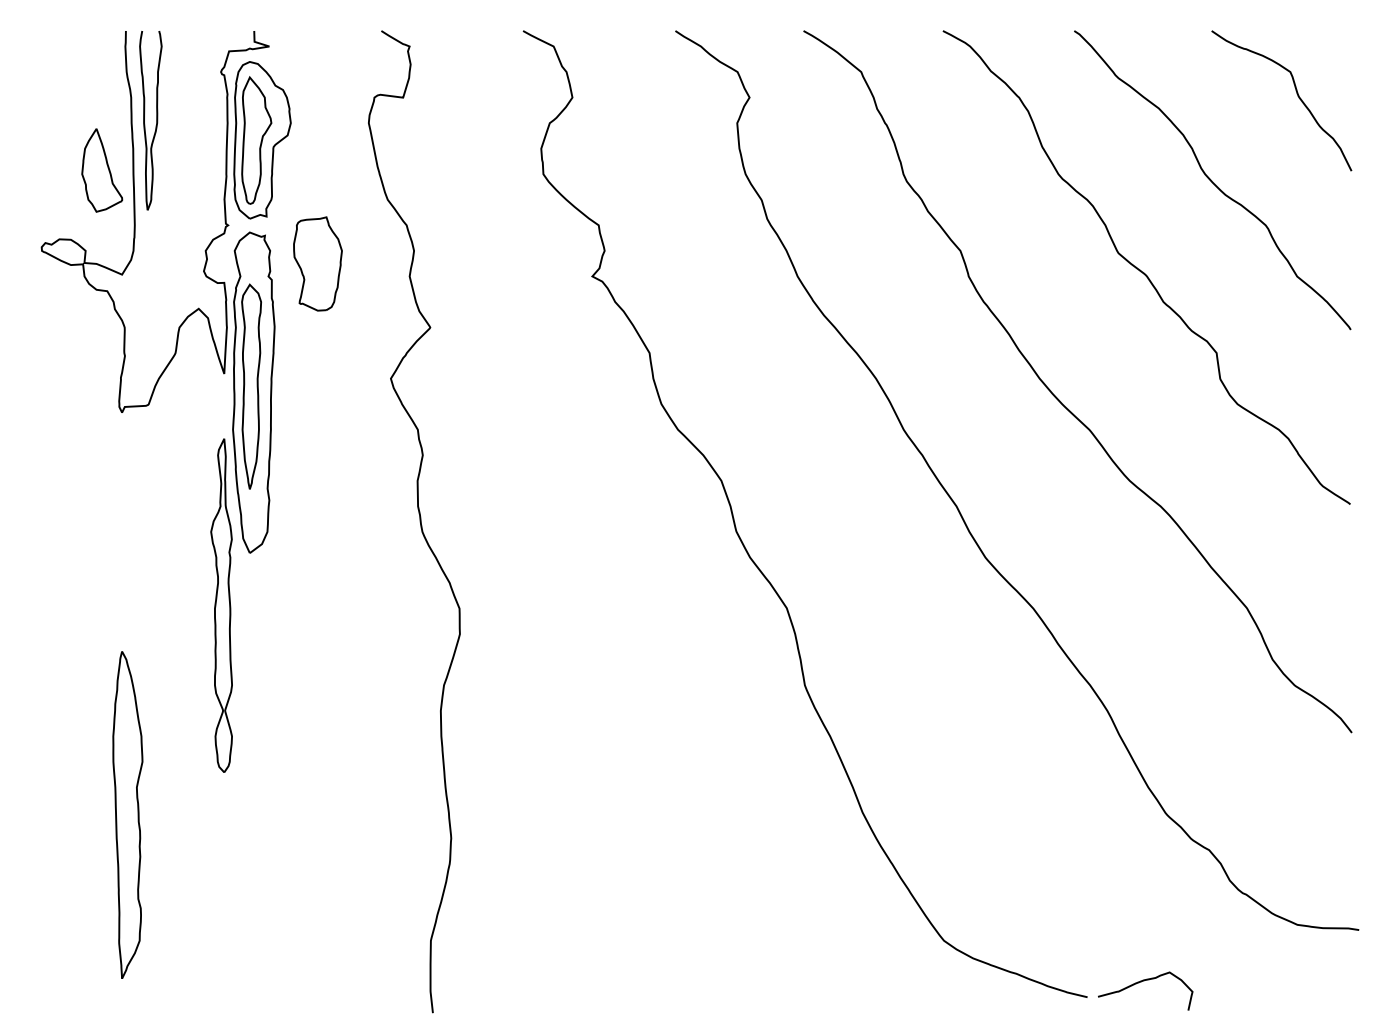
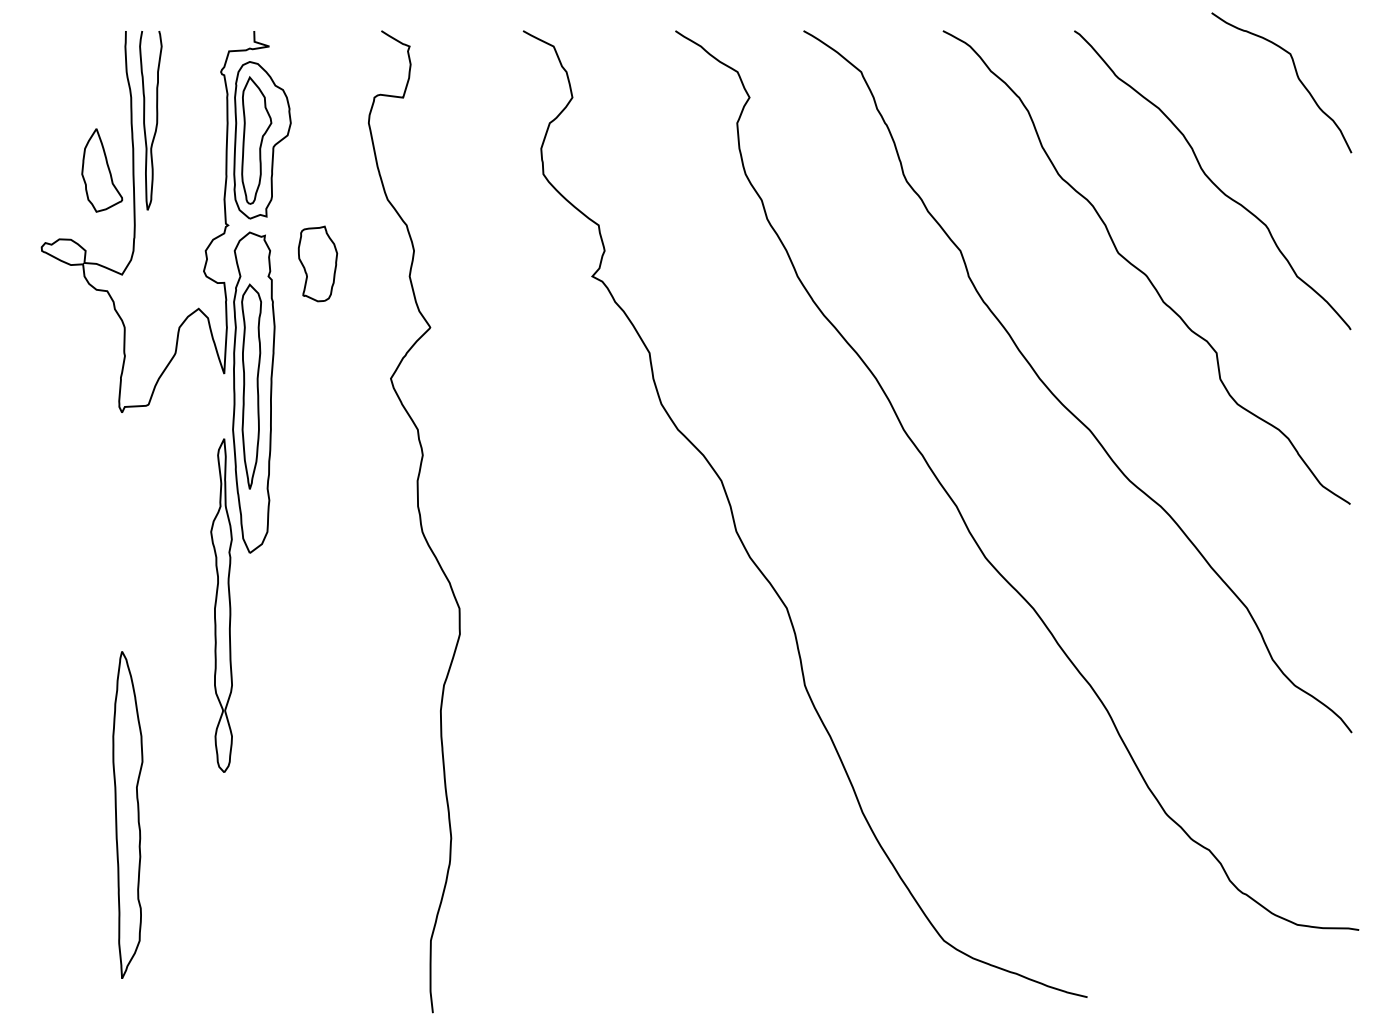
curve position: (1297, 96) -> (1297, 78) (1297, 78)
part size: 50x96 px -> 42x78 px (317, 263)
curve: present -> none (1141, 982)
